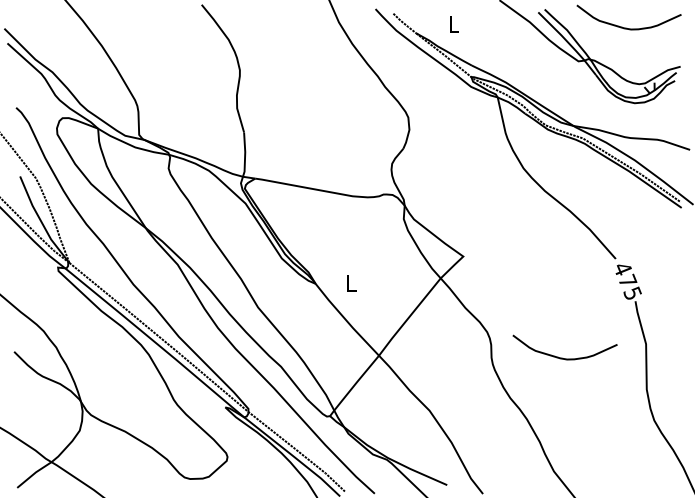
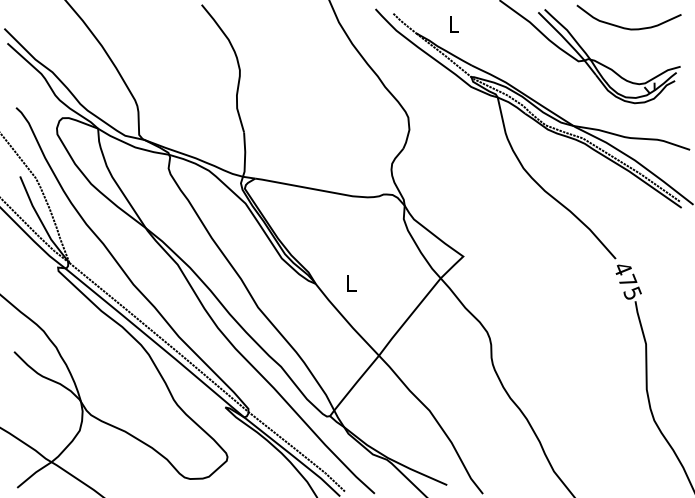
curve: present -> none (562, 357)
